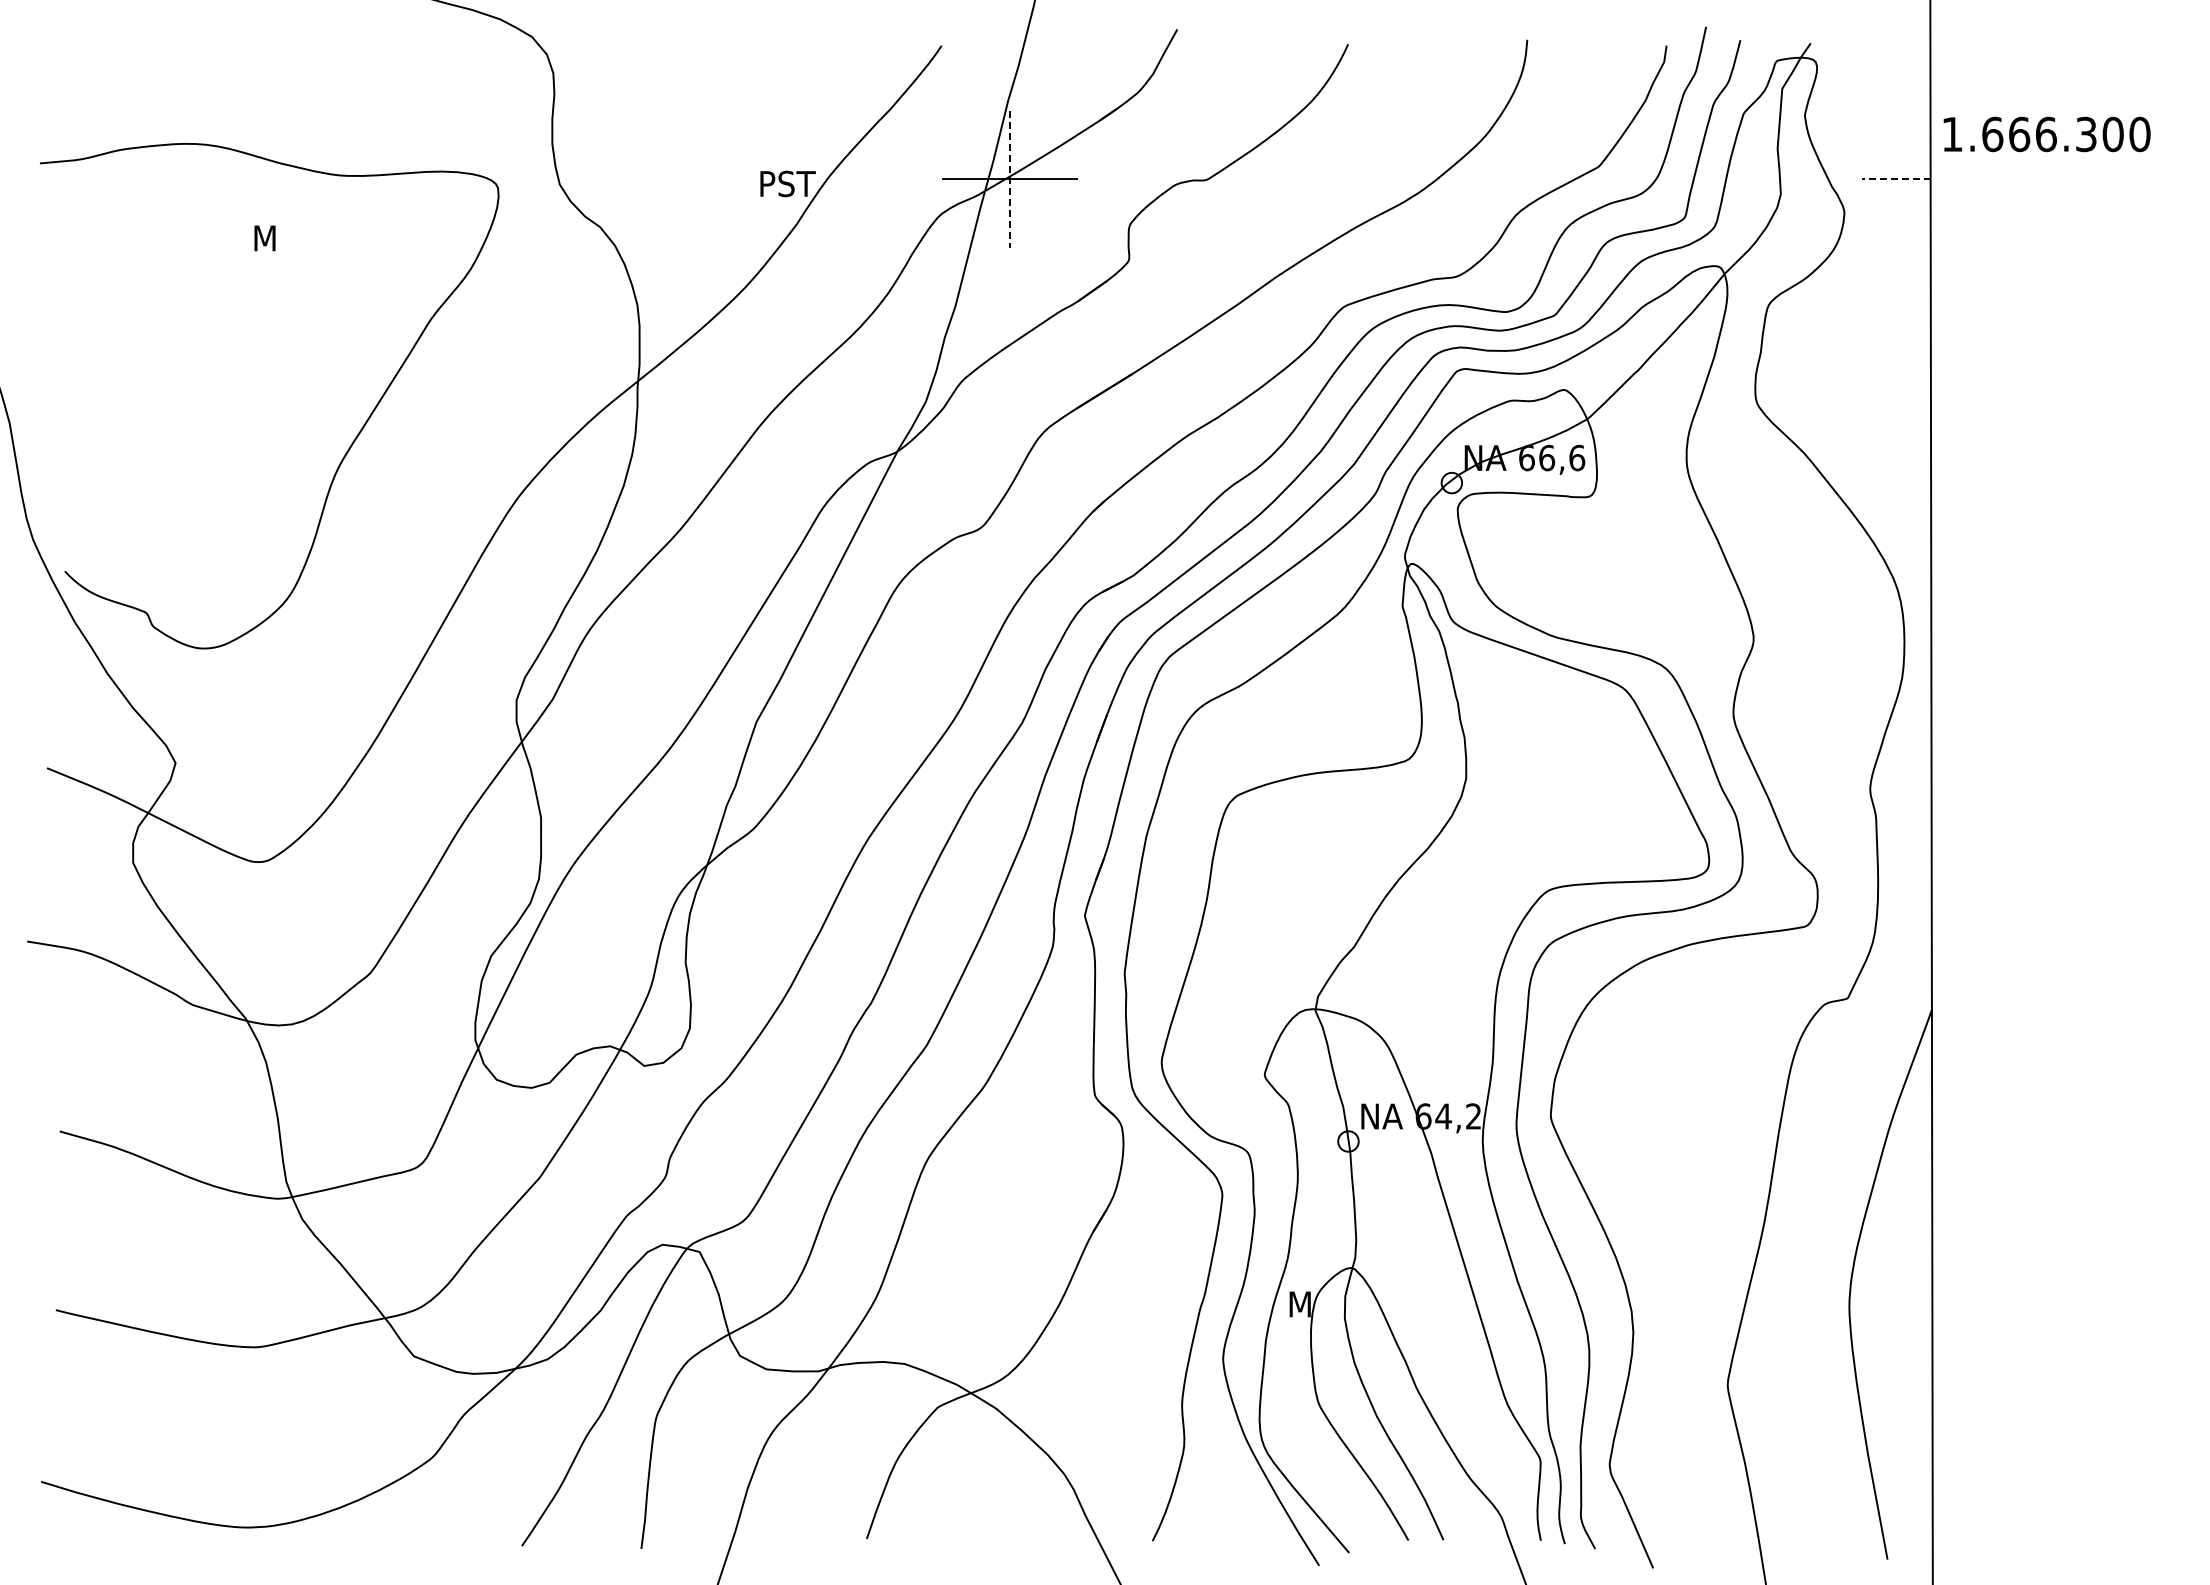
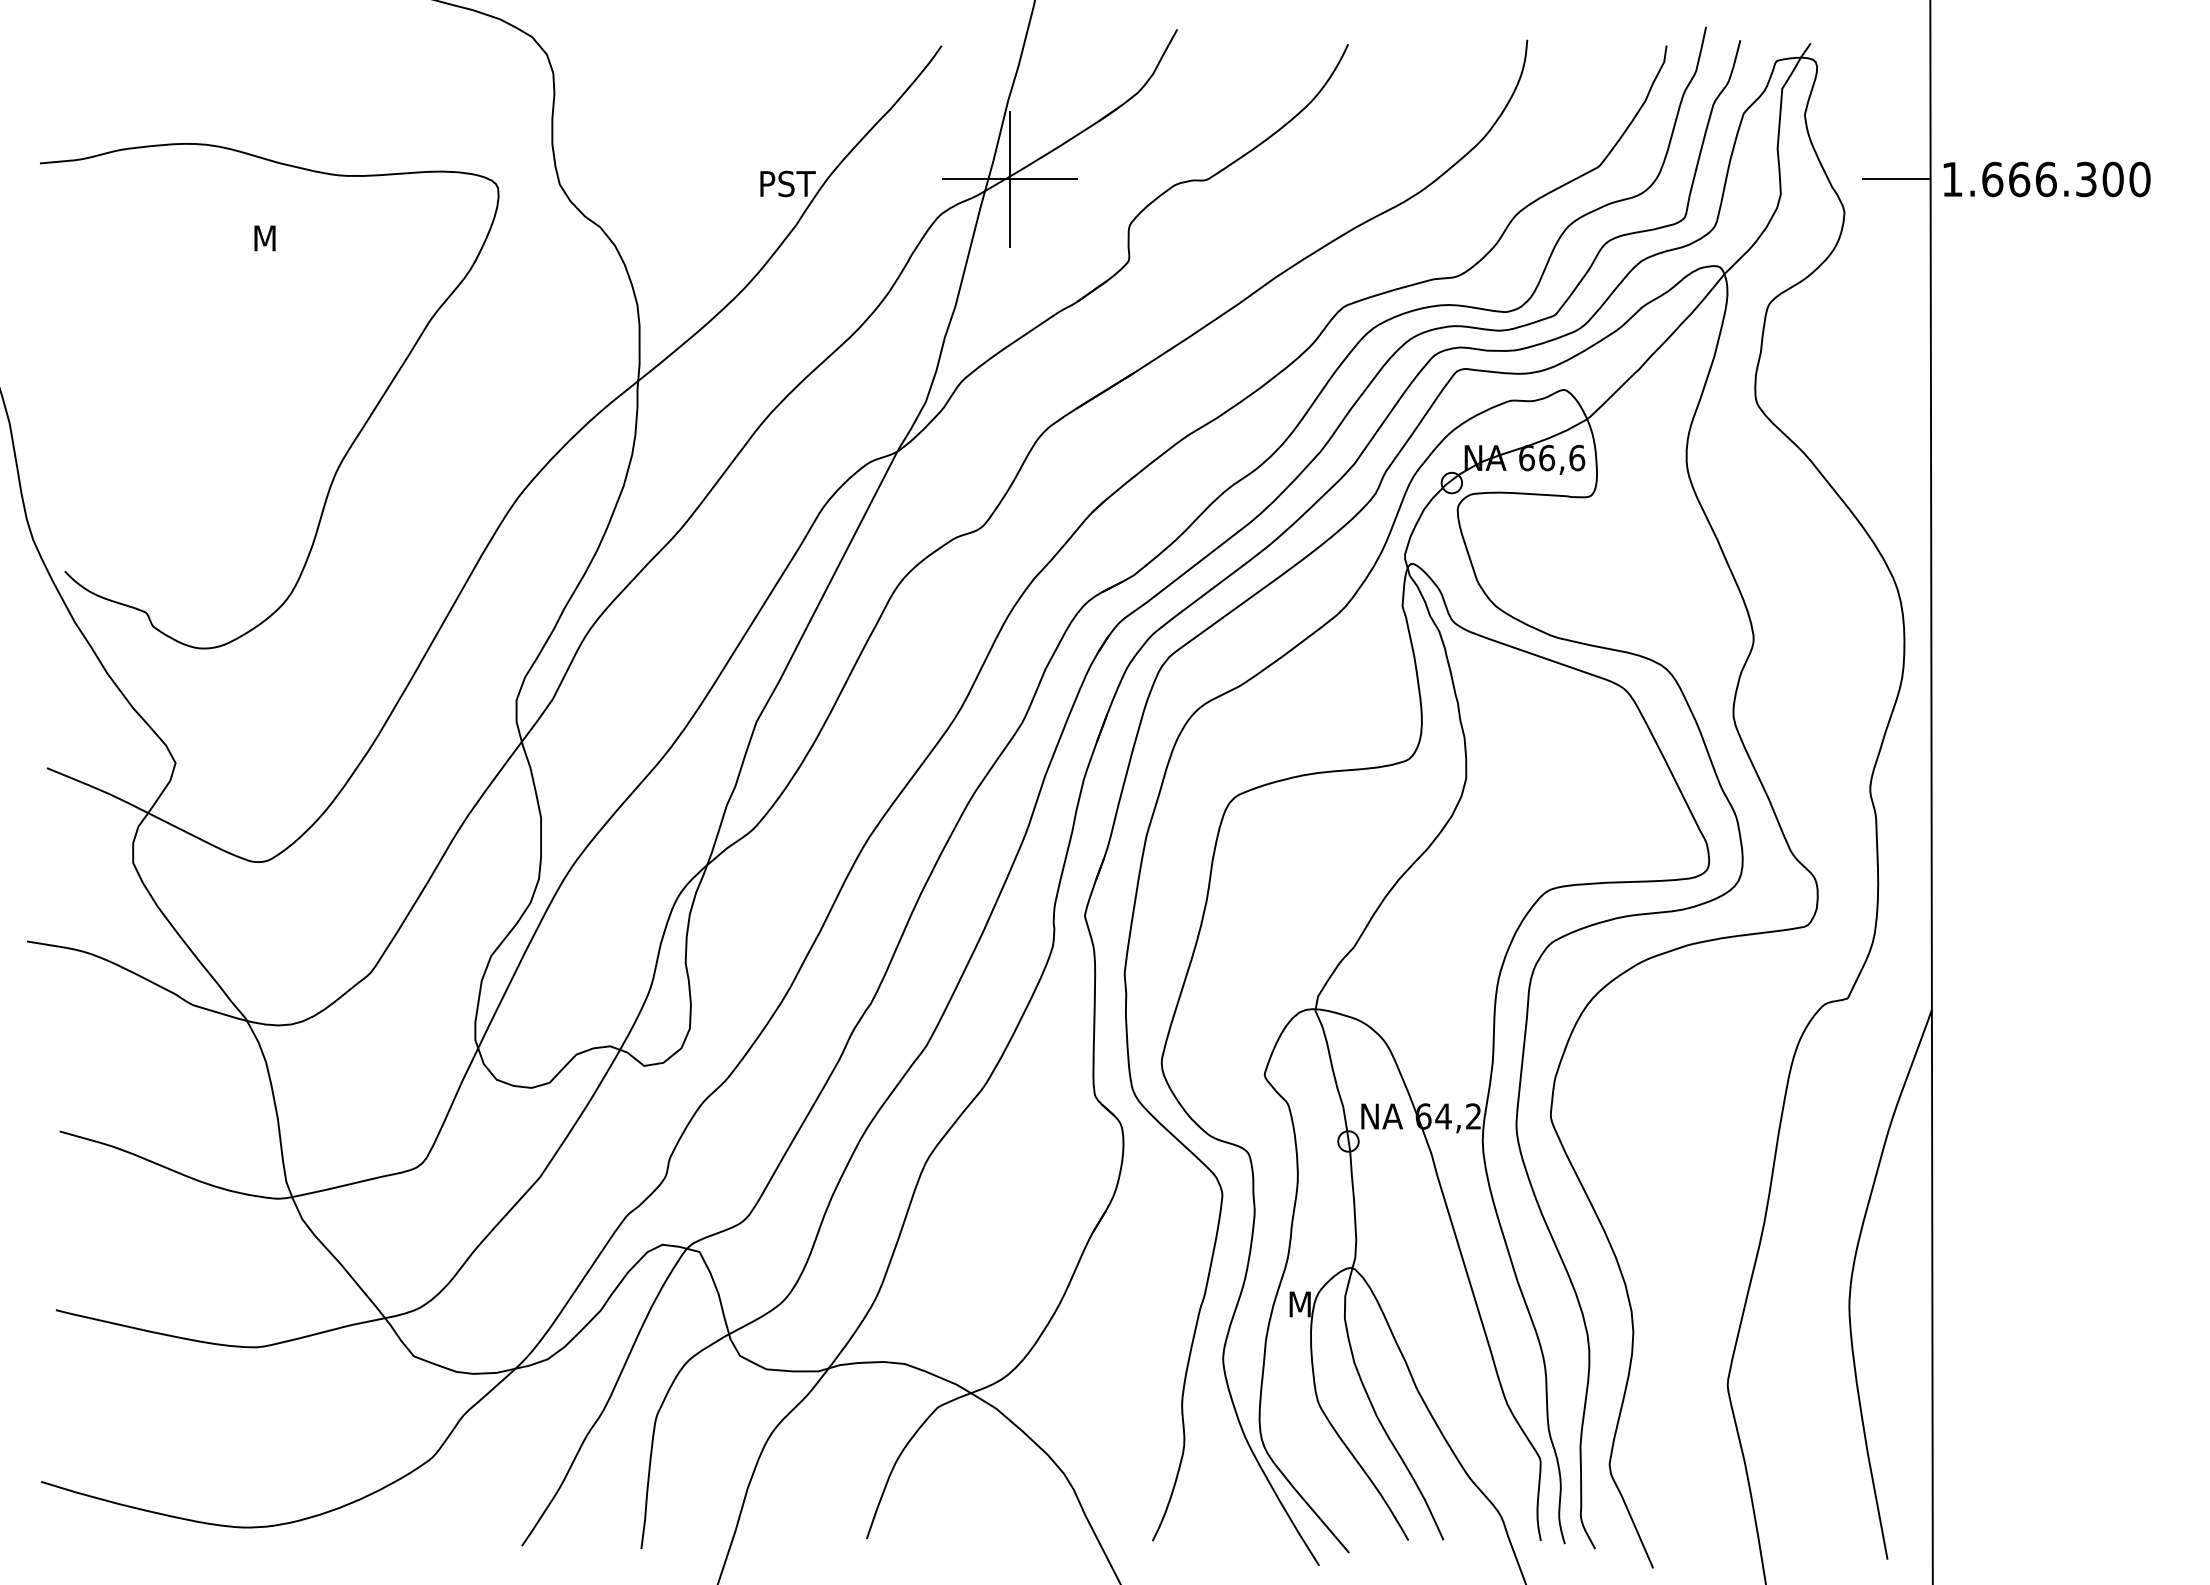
text position: (2046, 134) -> (2046, 179) (2046, 179)
line: dashed -> solid (1010, 179)
line: dashed -> solid (1895, 179)
